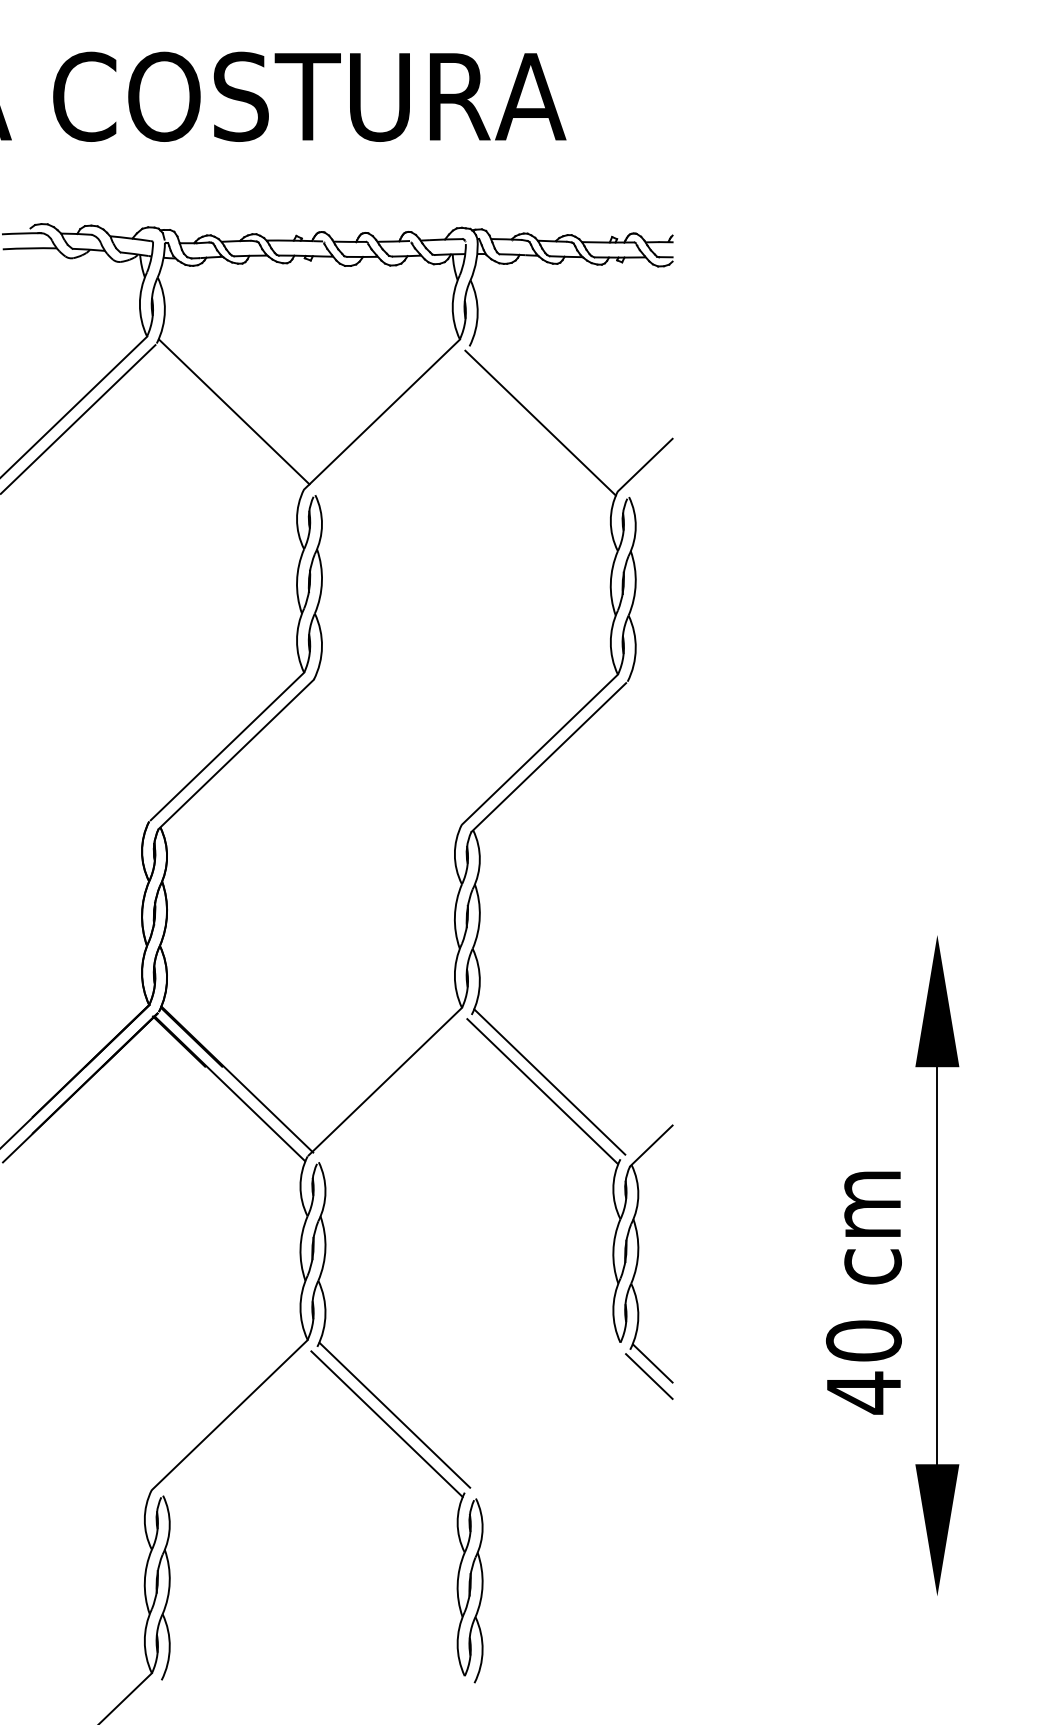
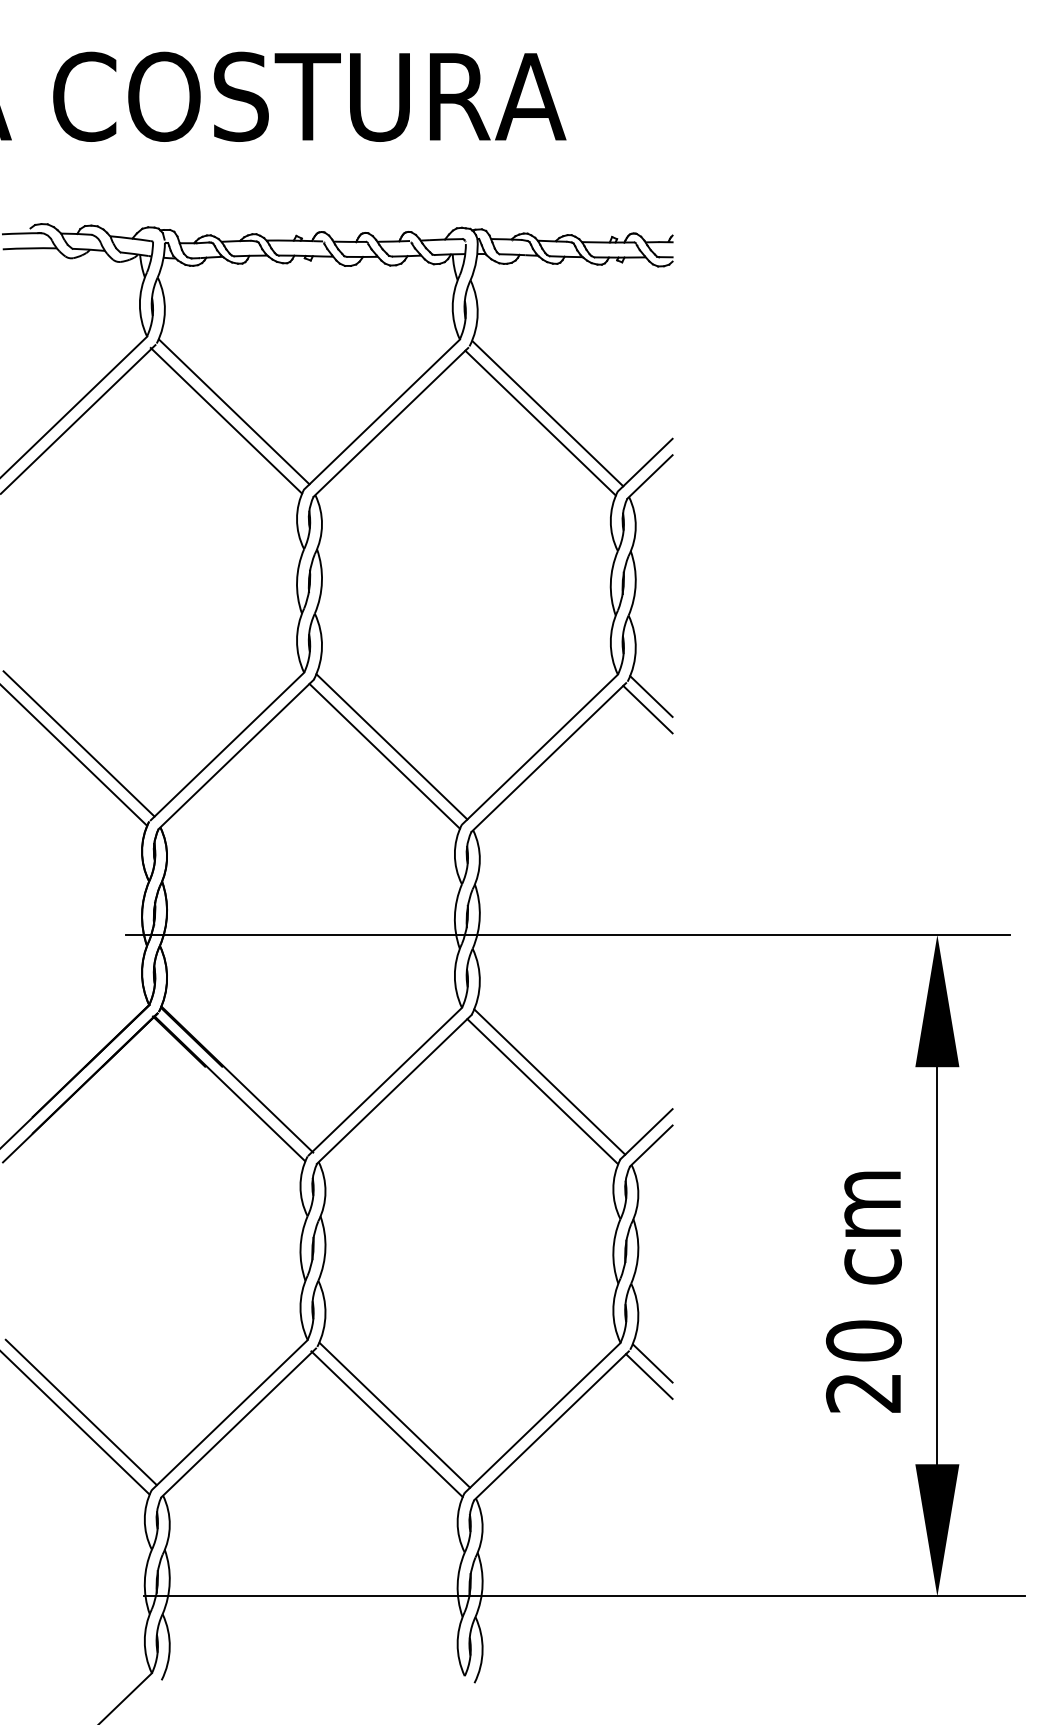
line: none -> present (547, 413)
line: none -> present (226, 420)
line: none -> present (390, 422)
line: none -> present (649, 476)
line: none -> present (651, 696)
line: none -> present (647, 709)
line: none -> present (78, 743)
line: none -> present (391, 746)
line: none -> present (74, 755)
line: none -> present (384, 755)
line: none -> present (567, 934)
line: none -> present (393, 1088)
line: none -> present (646, 1134)
text: 40 -> 20 (862, 1392)
line: none -> present (80, 1412)
line: none -> present (542, 1417)
line: none -> present (238, 1422)
line: none -> present (75, 1423)
line: none -> present (551, 1425)
line: none -> present (584, 1596)
